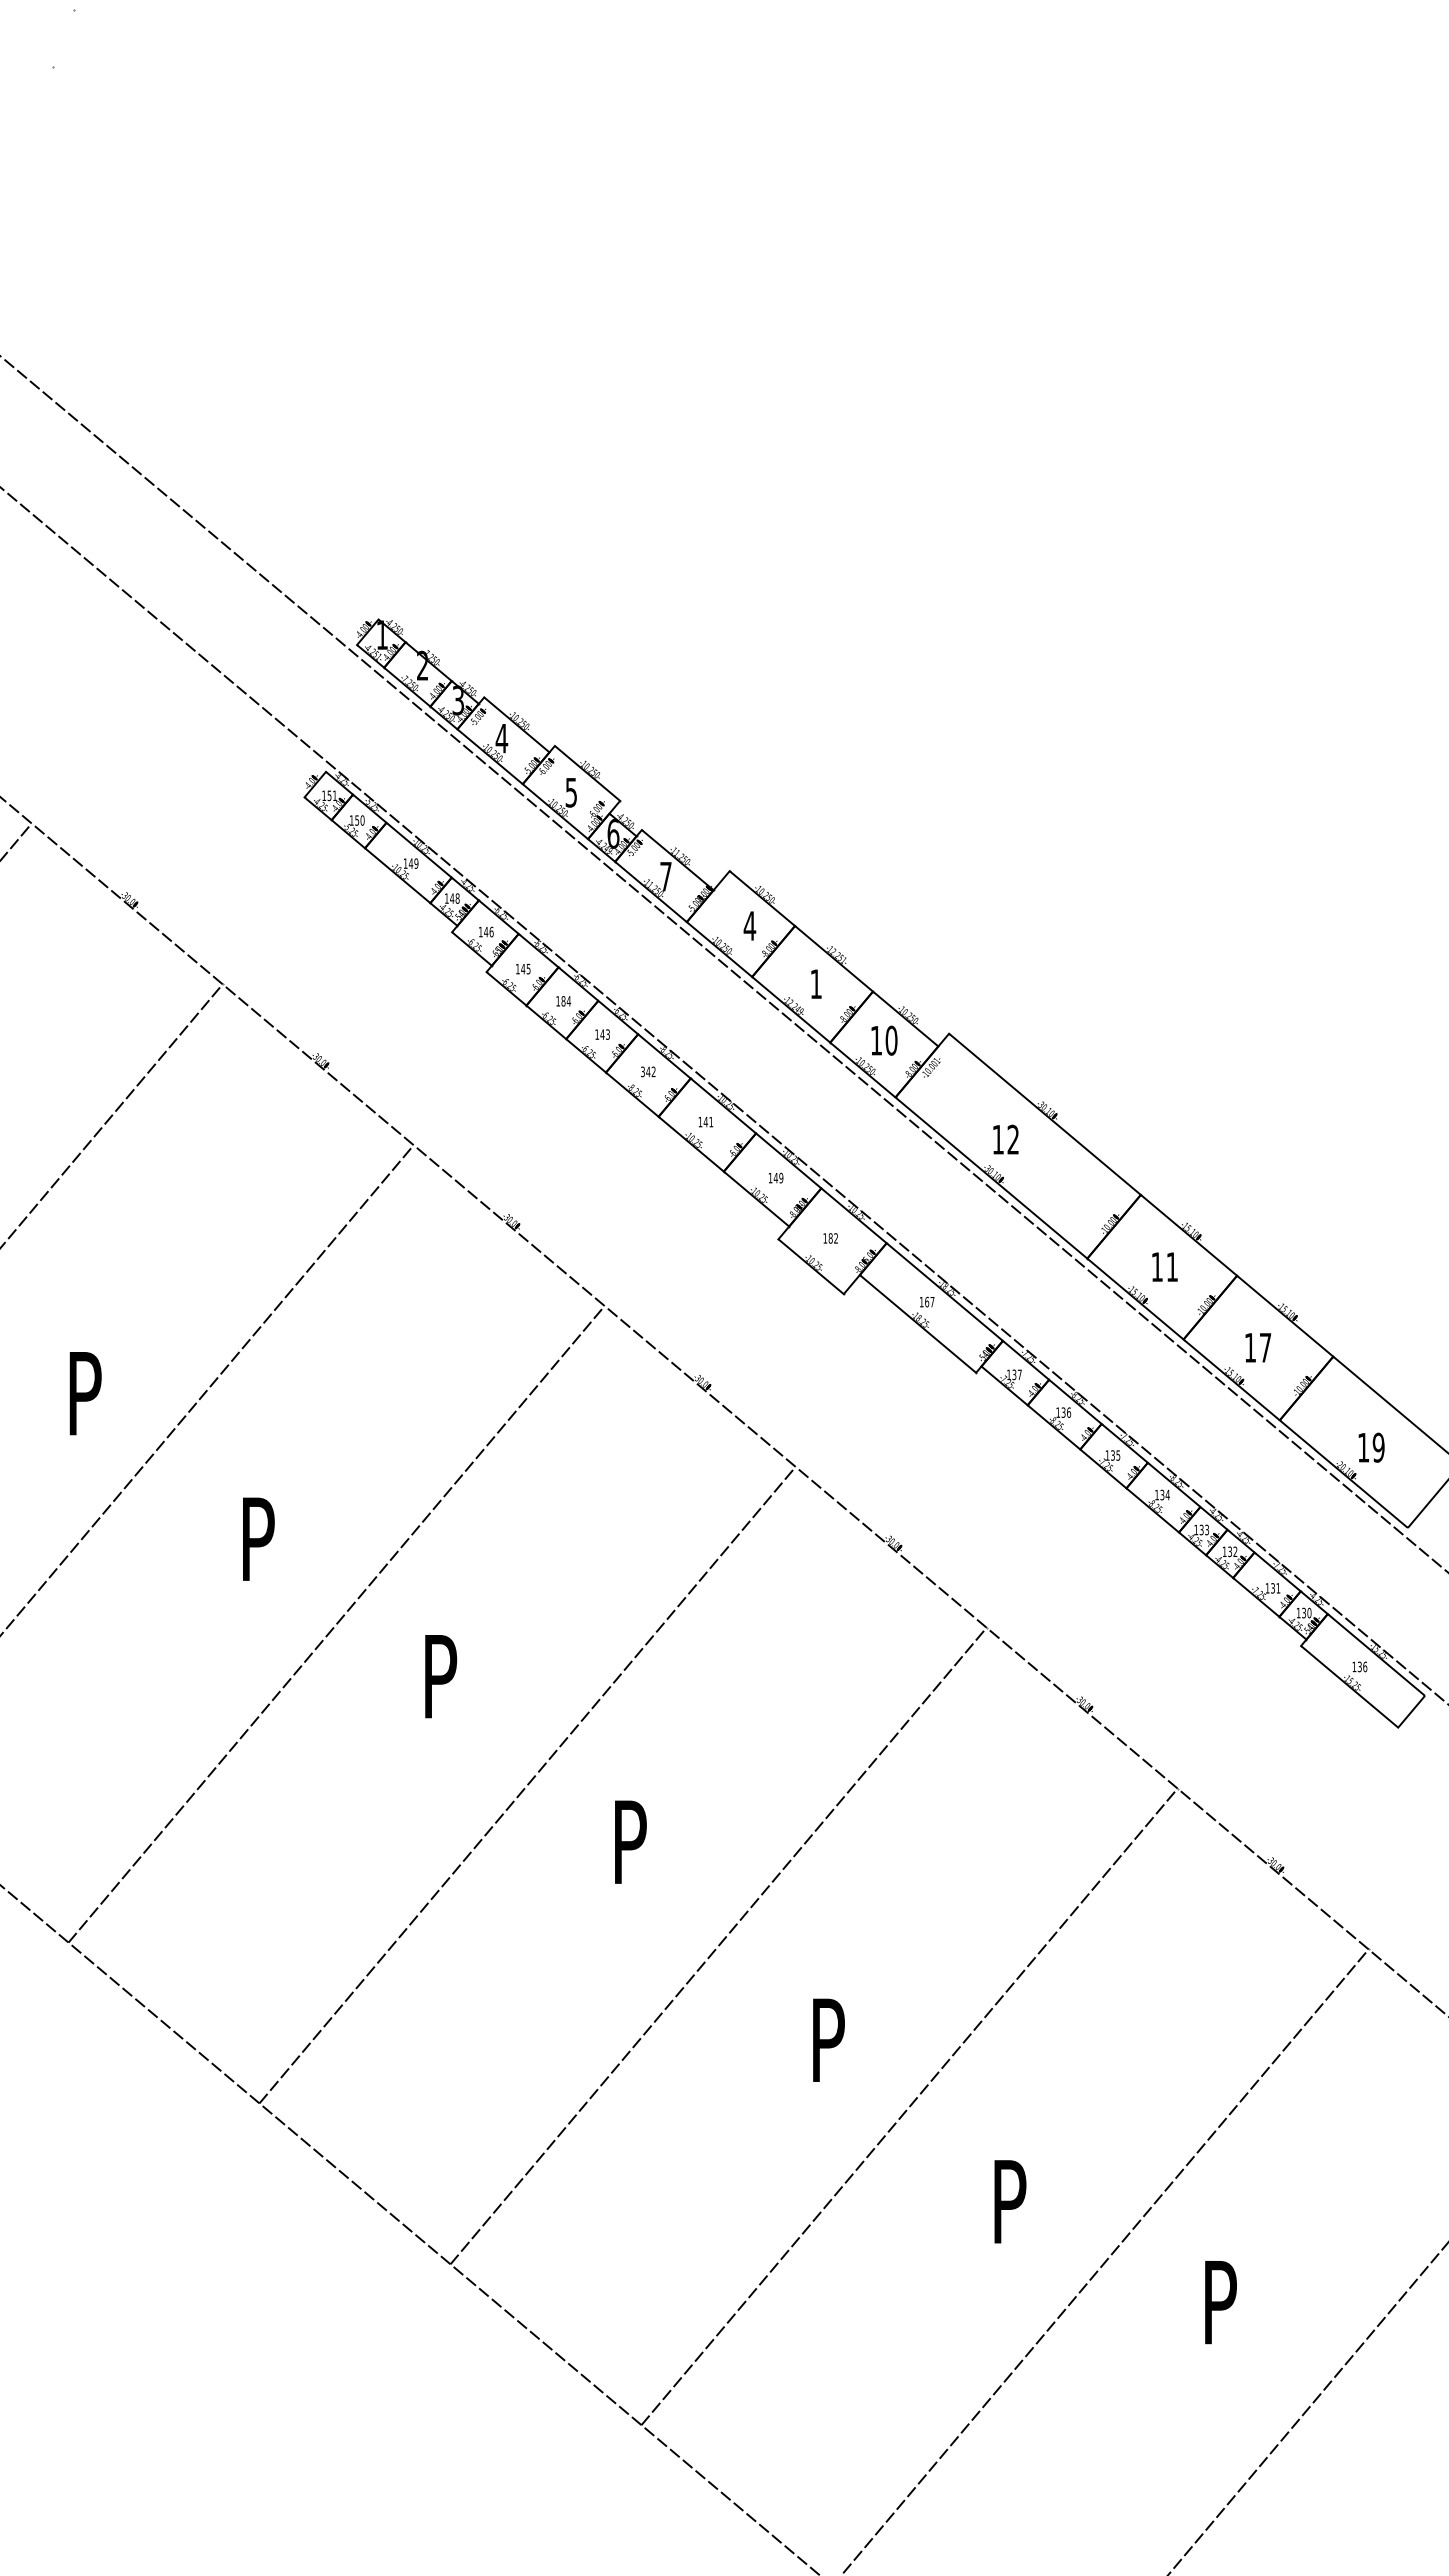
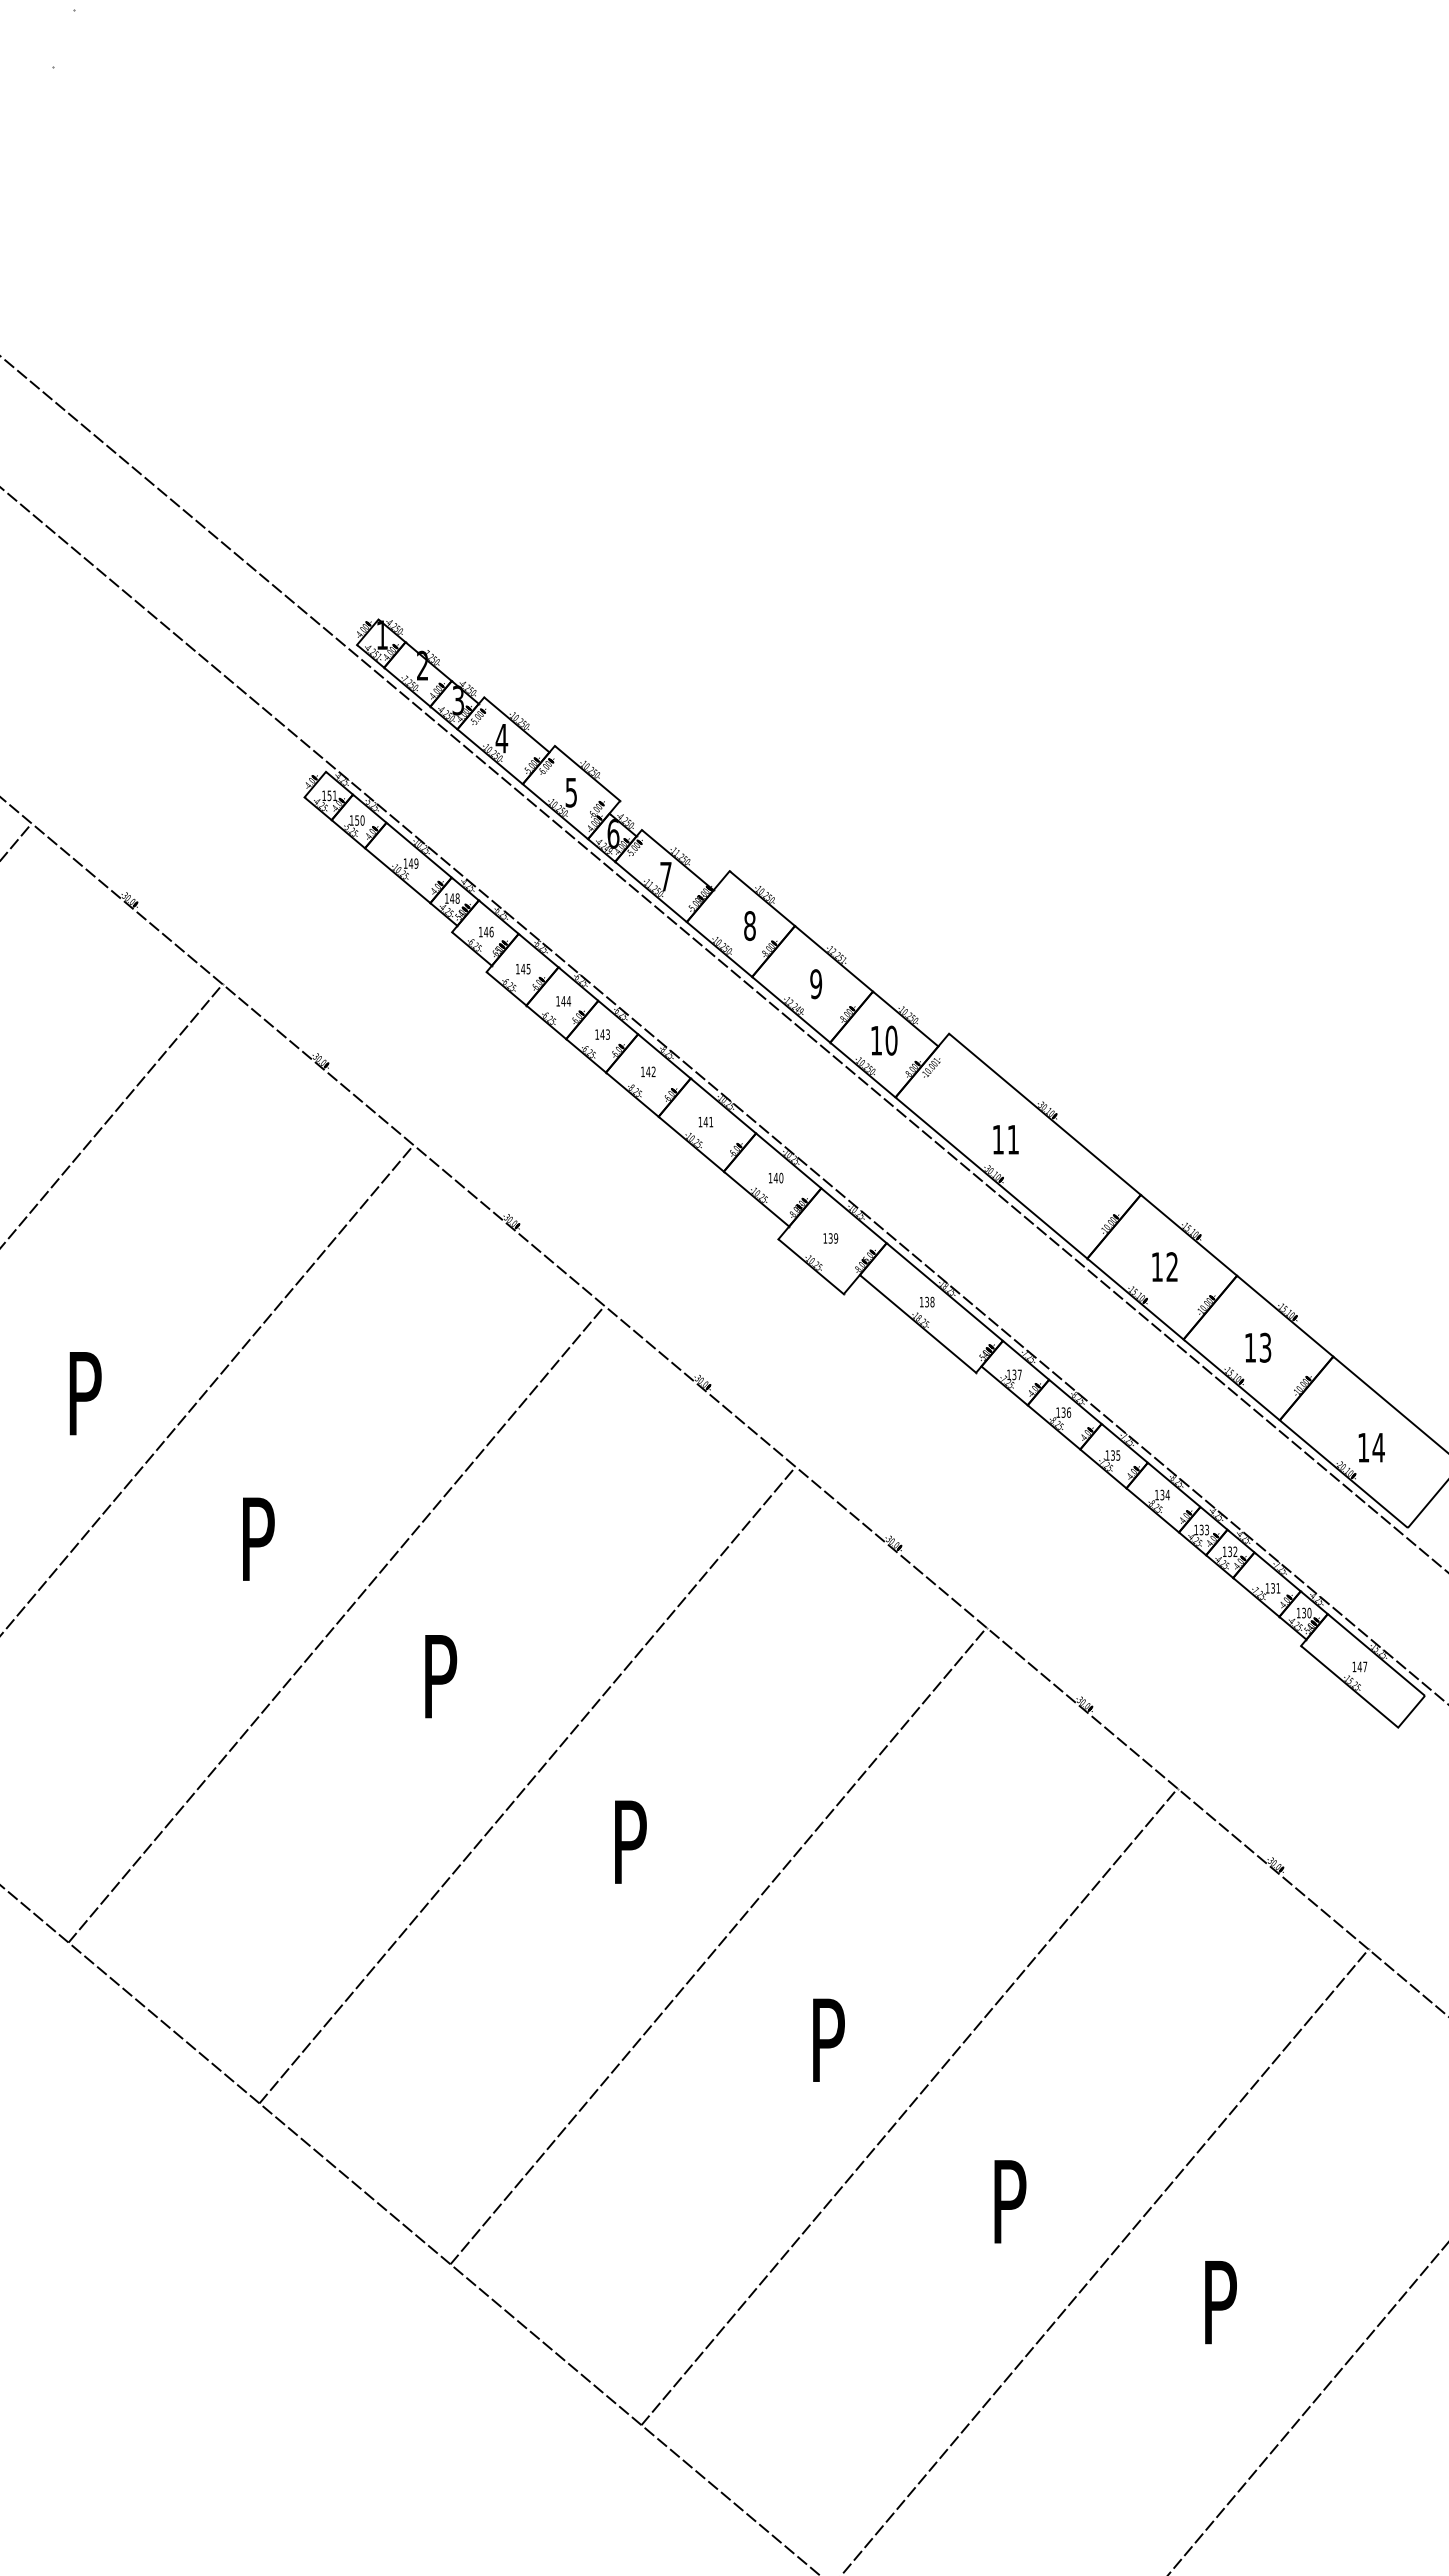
text: 4 -> 8 (749, 925)
text: 1 -> 9 (816, 984)
text: 184 -> 144 (563, 1001)
text: 342 -> 142 (642, 1071)
text: 12 -> 11 (1012, 1139)
text: 149 -> 140 (781, 1178)
text: 182 -> 139 (833, 1238)
text: 11 -> 12 (1171, 1266)
text: 167 -> 138 (929, 1301)
text: 17 -> 13 (1265, 1347)
text: 19 -> 14 (1378, 1447)
text: 136 -> 147 (1362, 1666)
